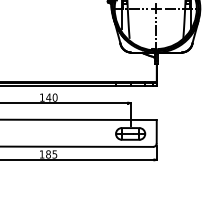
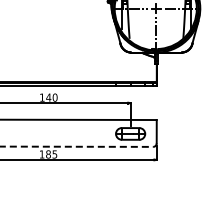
line: solid -> dashed (77, 146)
